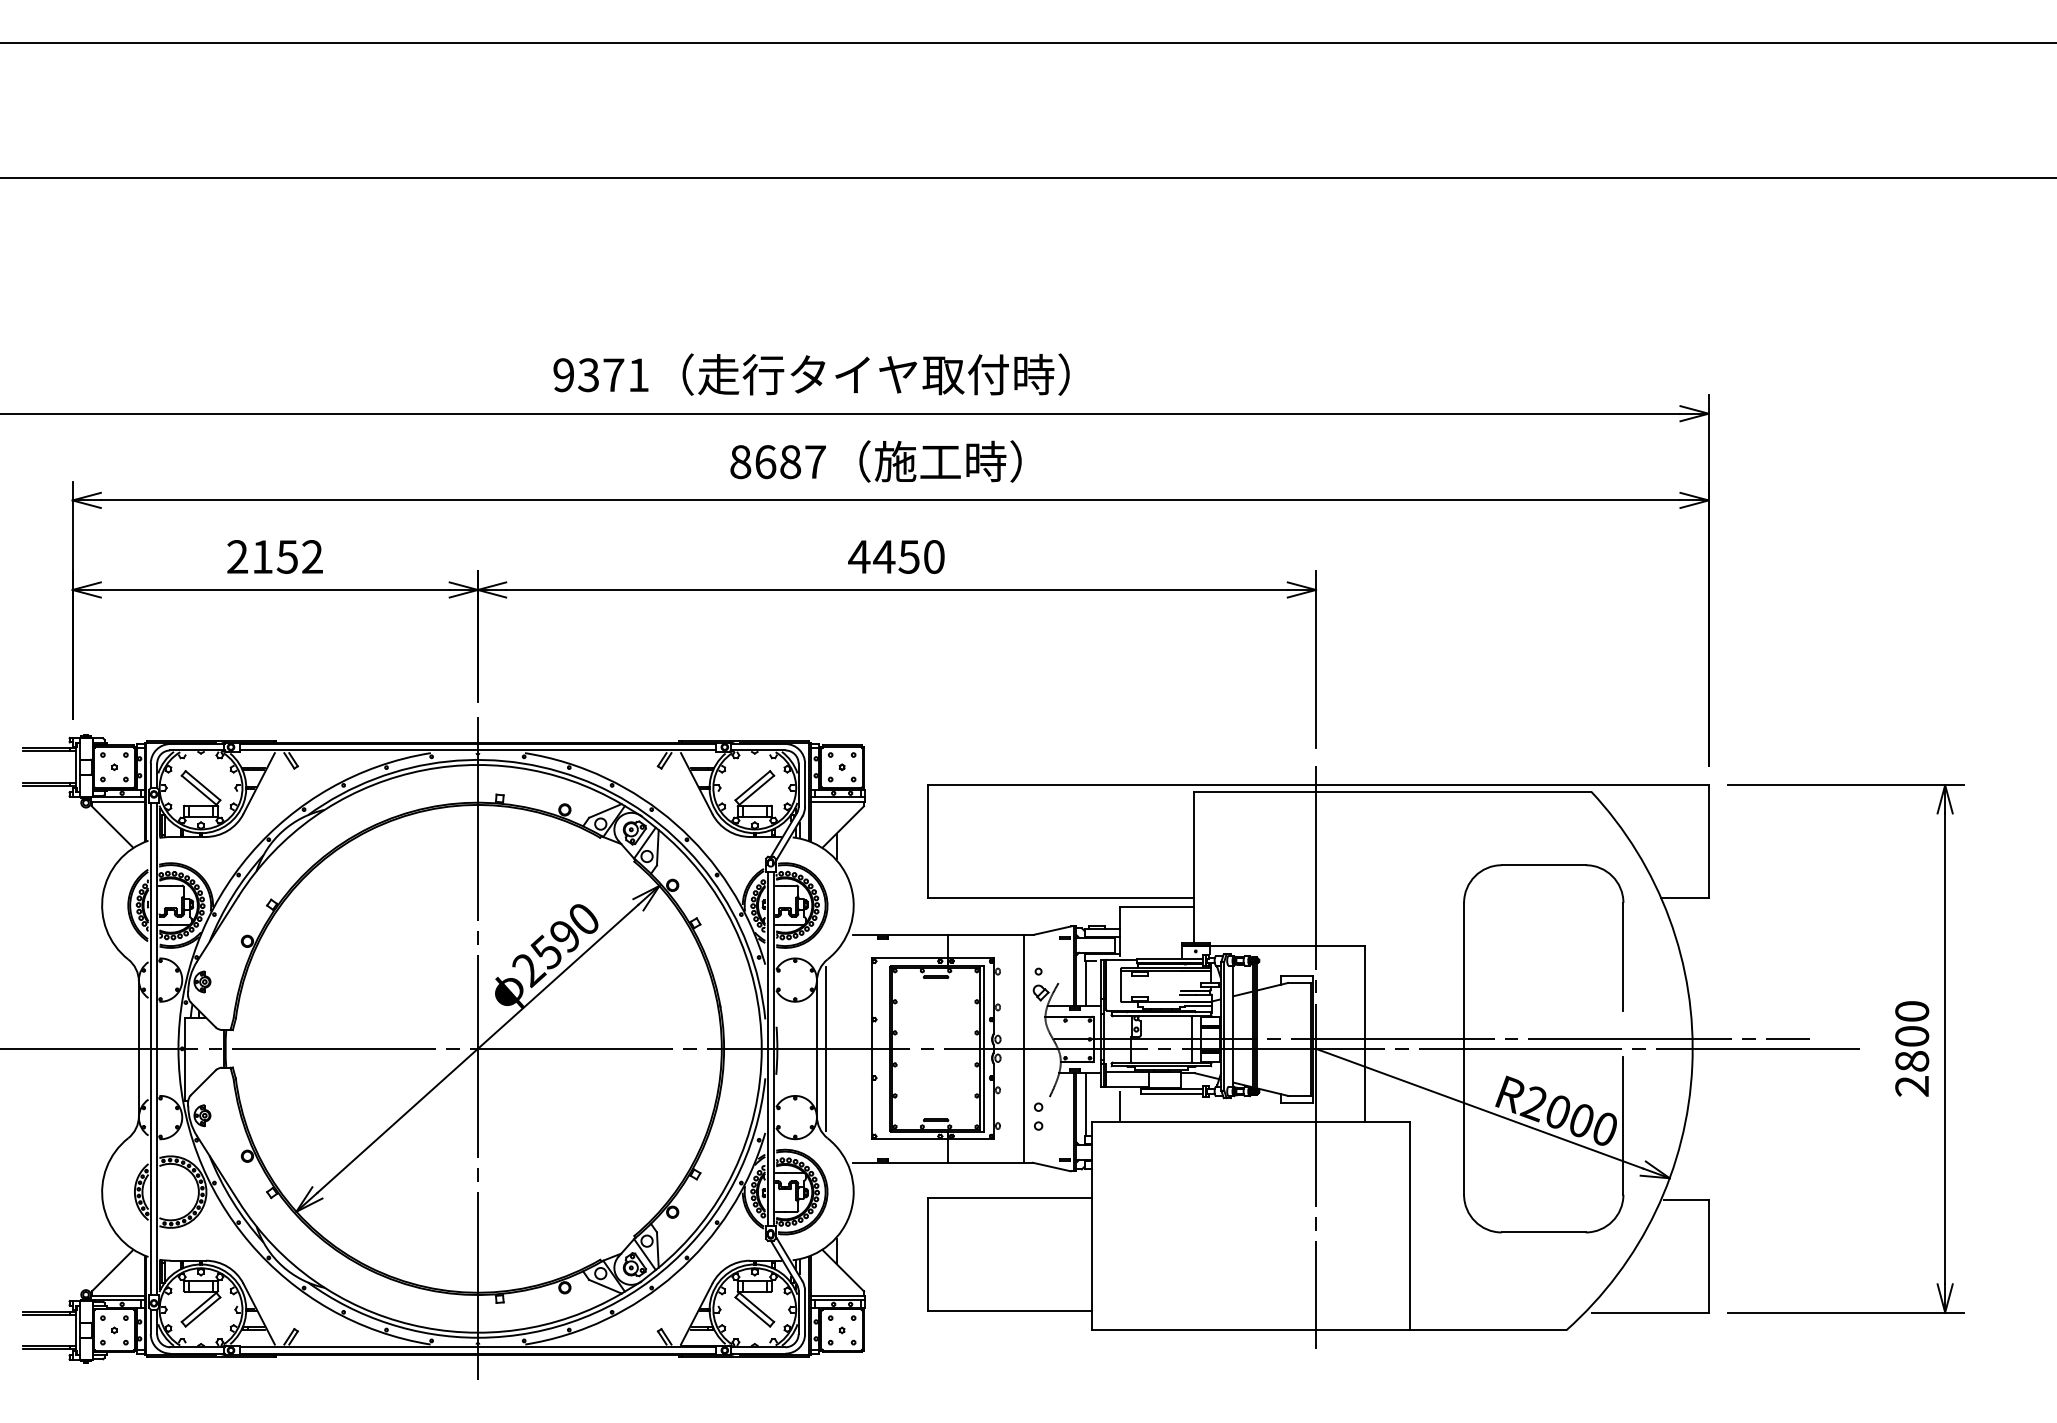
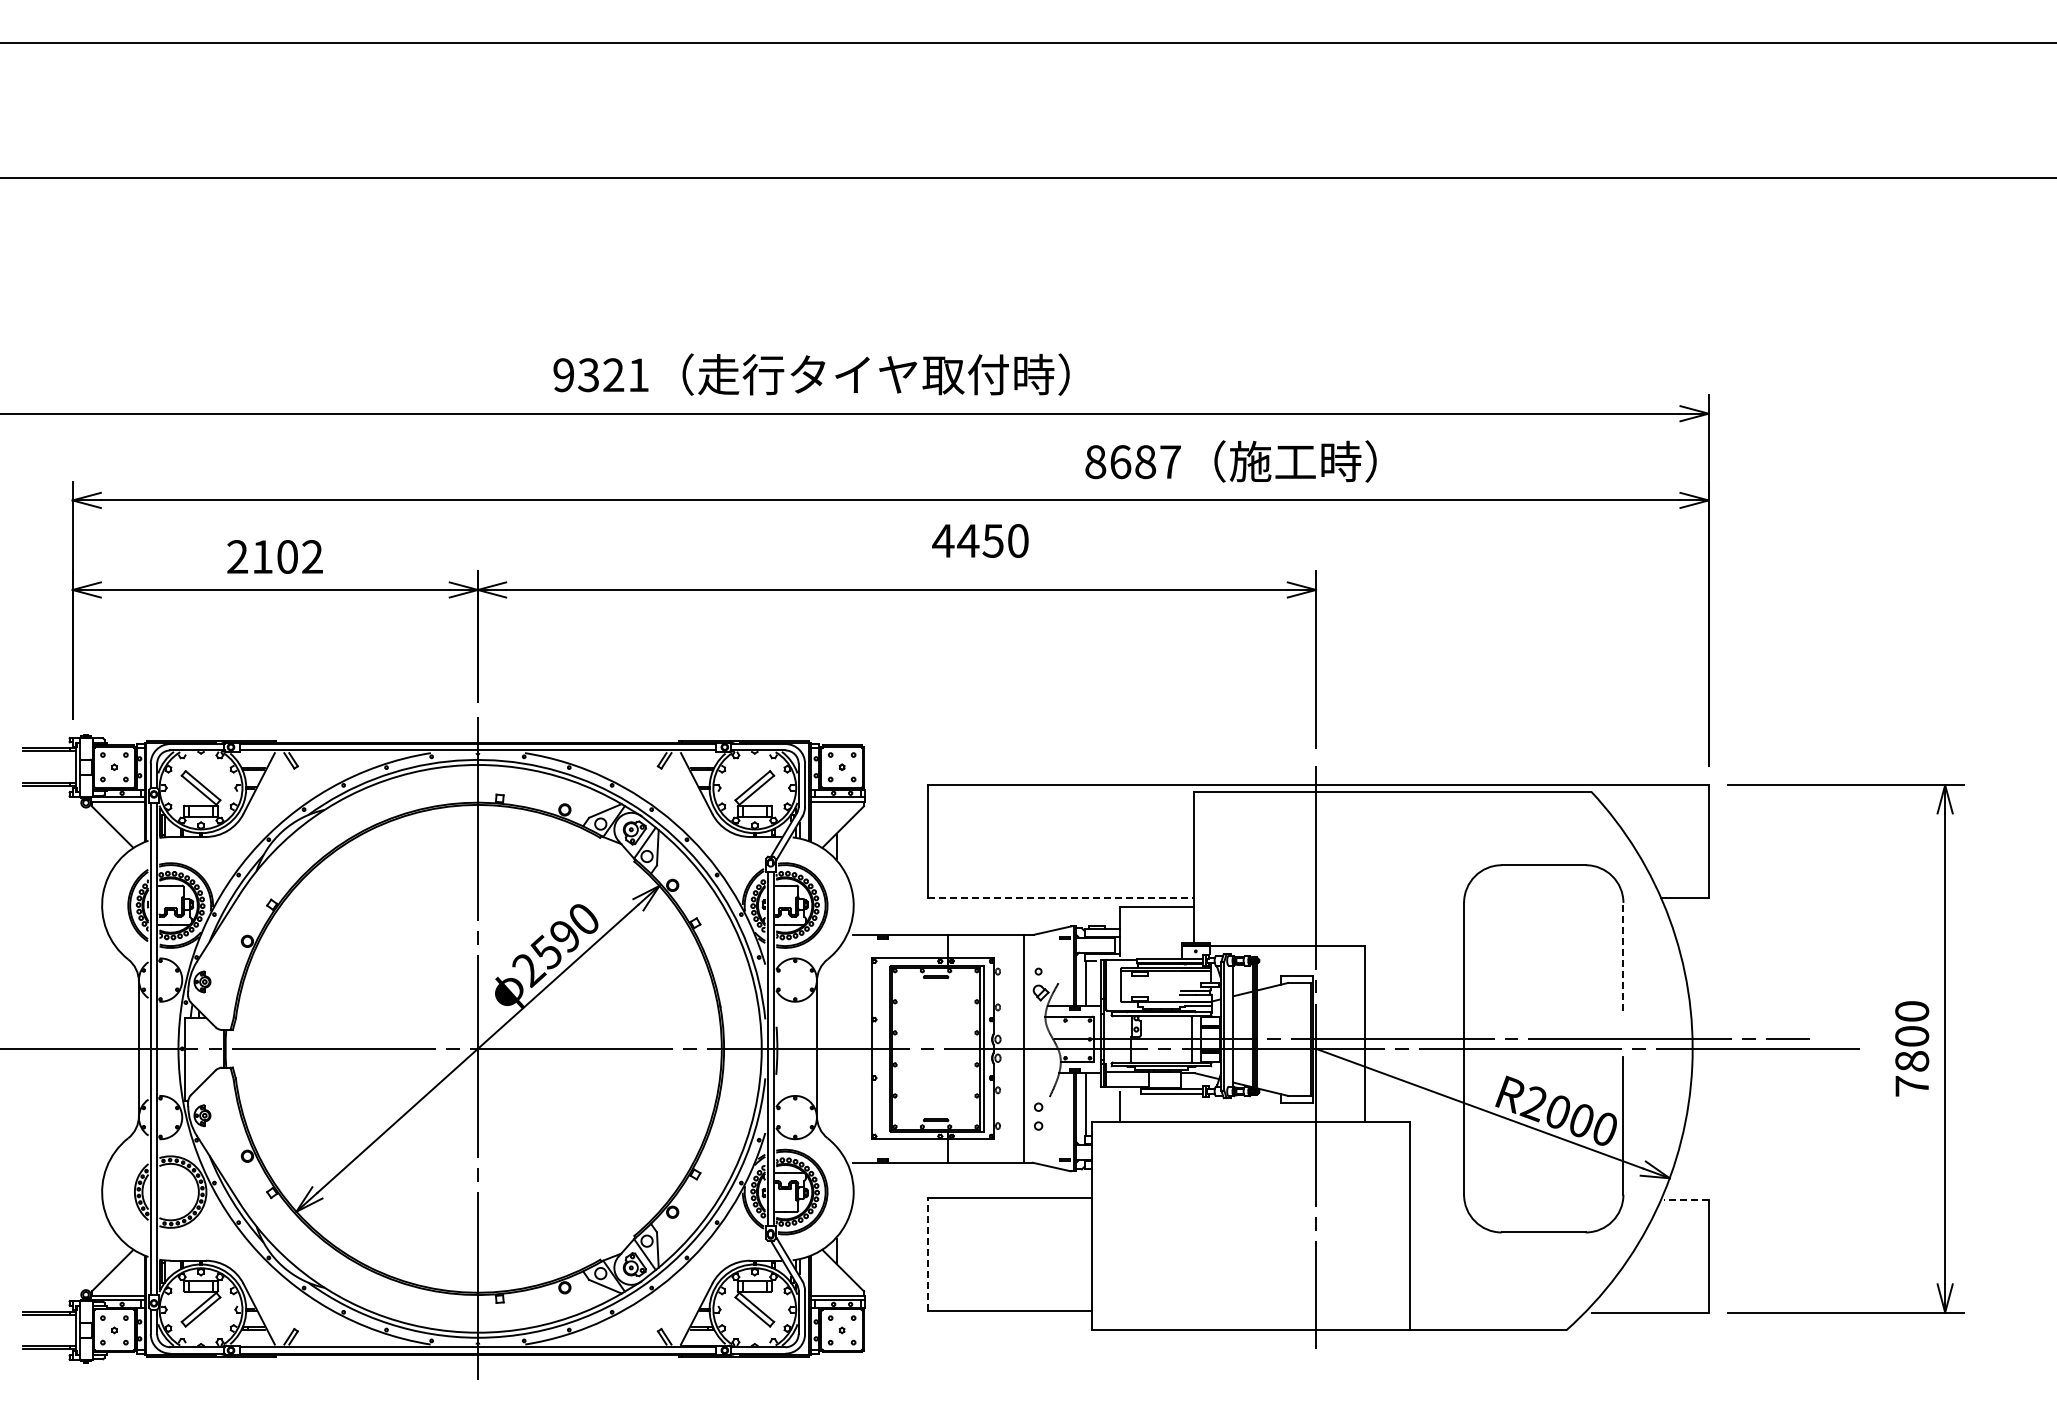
text: 9371 -> 9321 (613, 374)
text position: (875, 461) -> (1230, 461) (1230, 461)
text: 2152 -> 2102 (286, 556)
text position: (896, 556) -> (980, 540) (980, 540)
line: solid -> dashed (1060, 898)
line: solid -> dashed (1623, 956)
line: present -> none (826, 1048)
text: 2800 -> 7800 (1911, 1086)
line: solid -> dashed (1686, 1199)
line: solid -> dashed (928, 1254)
